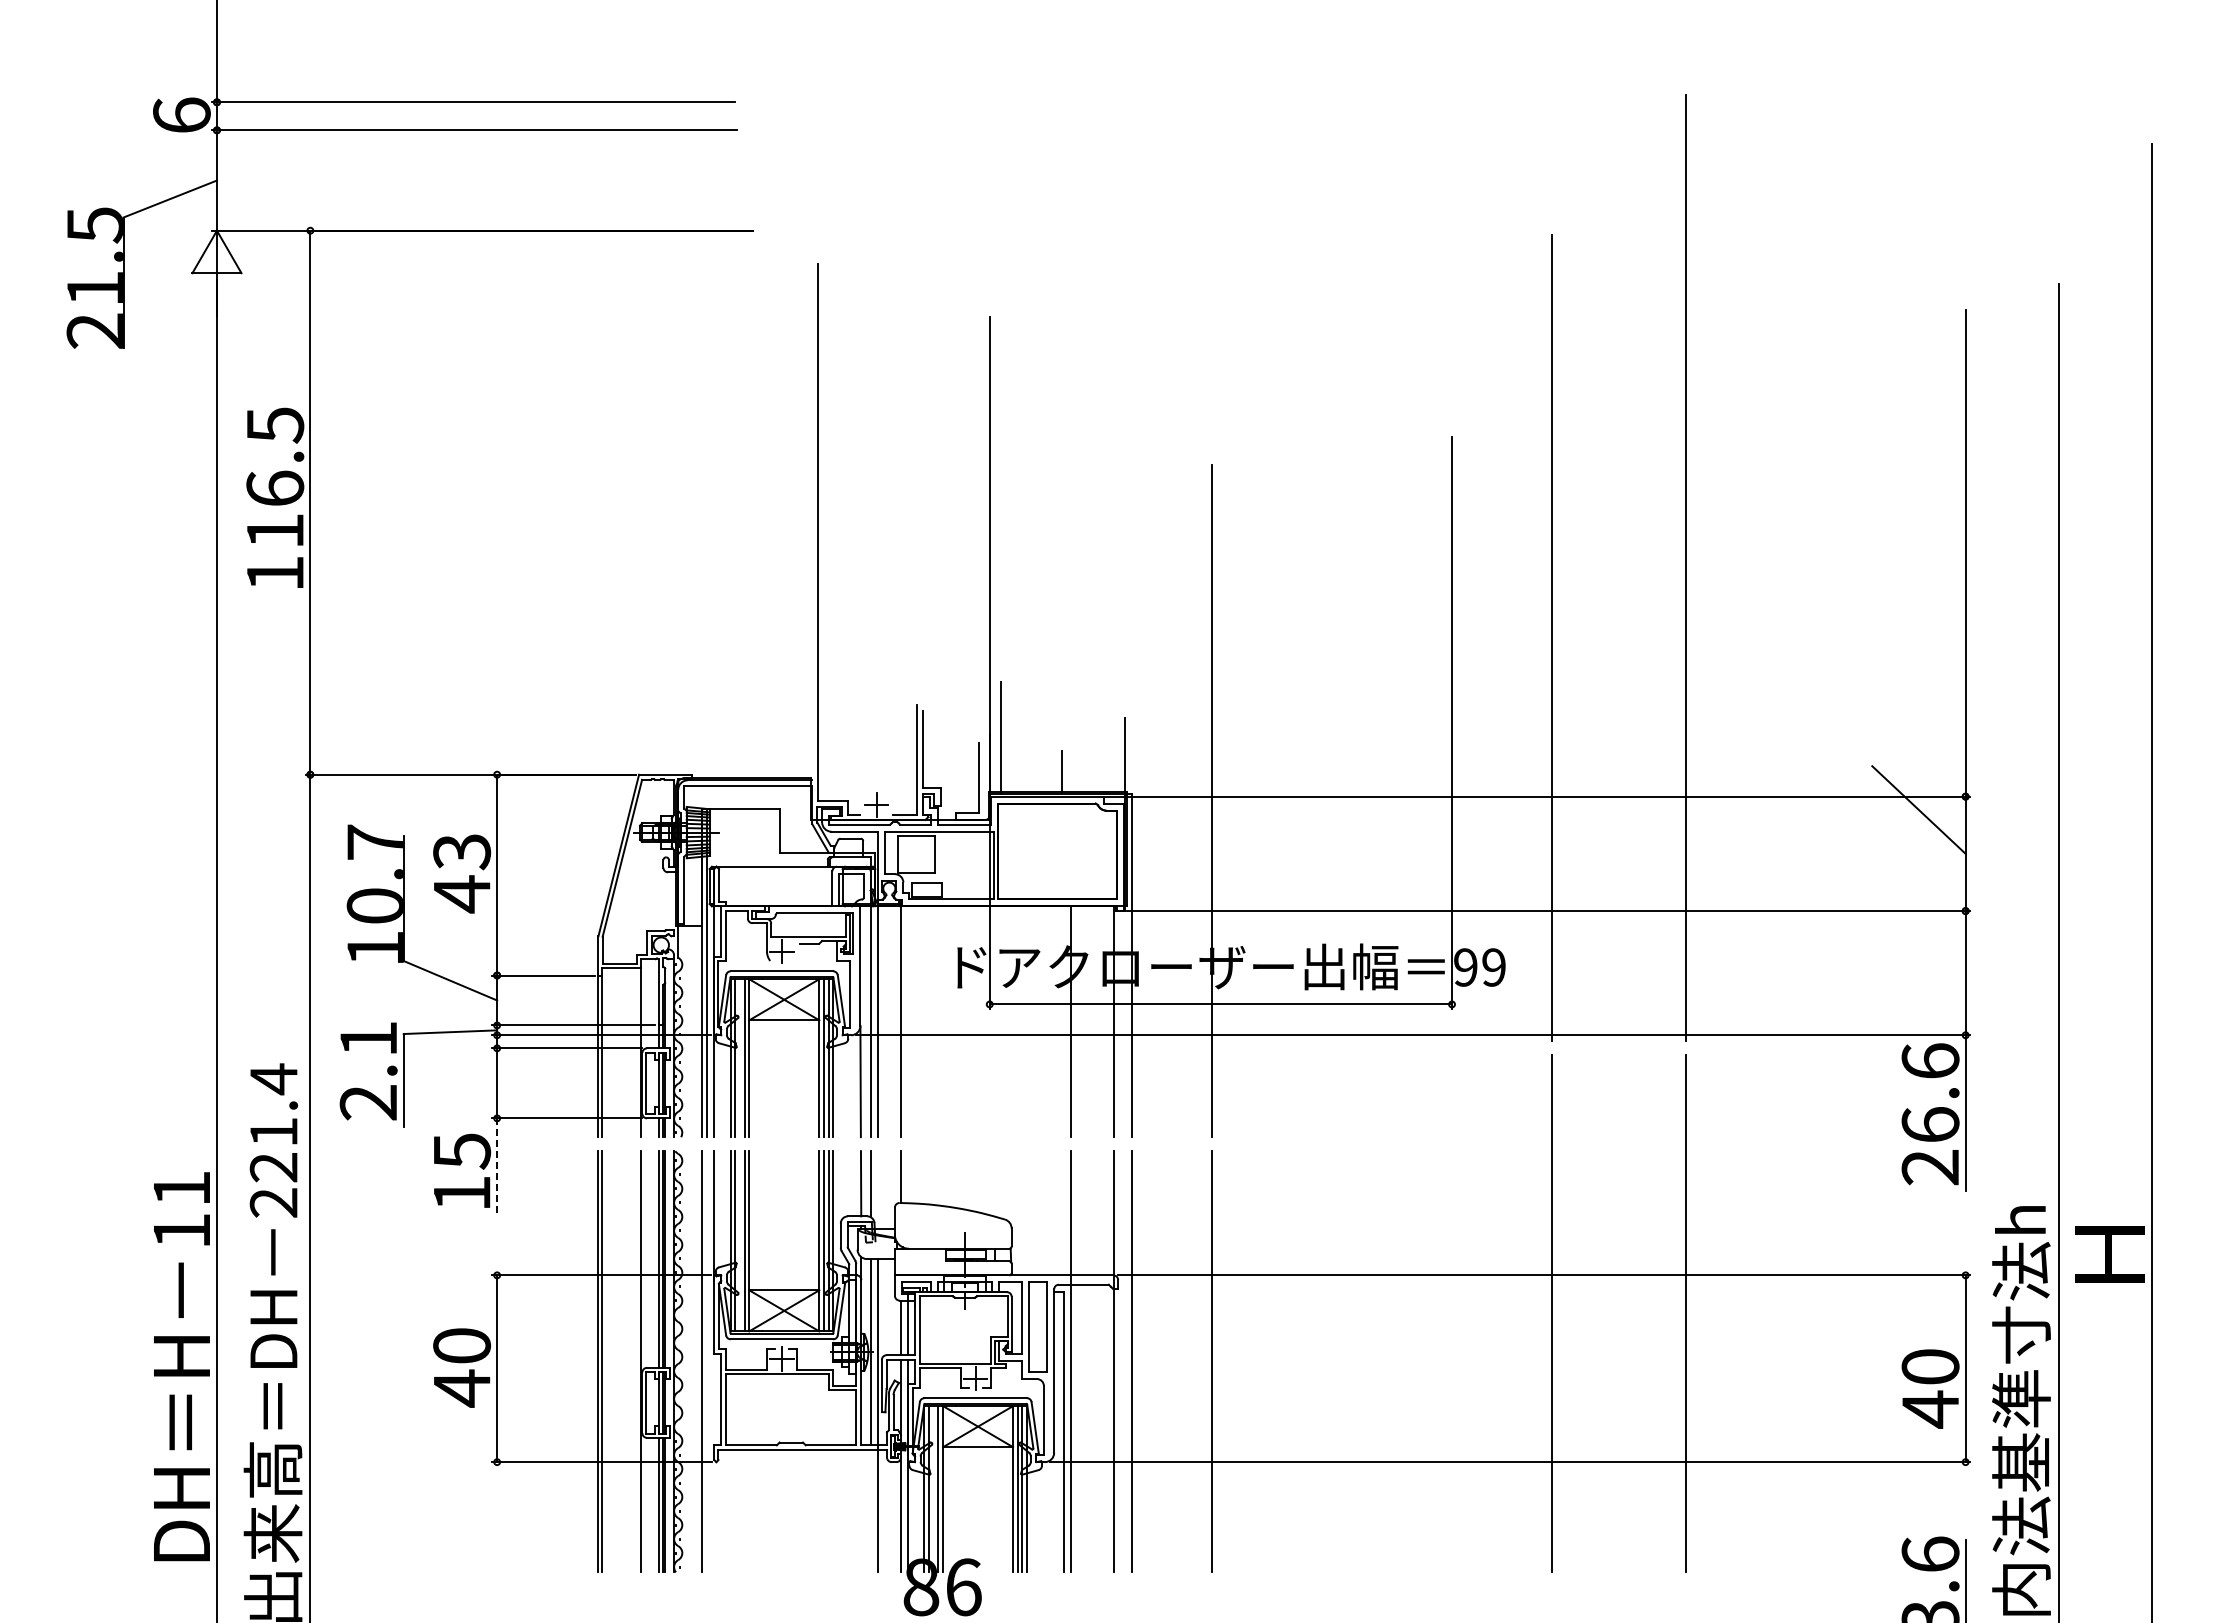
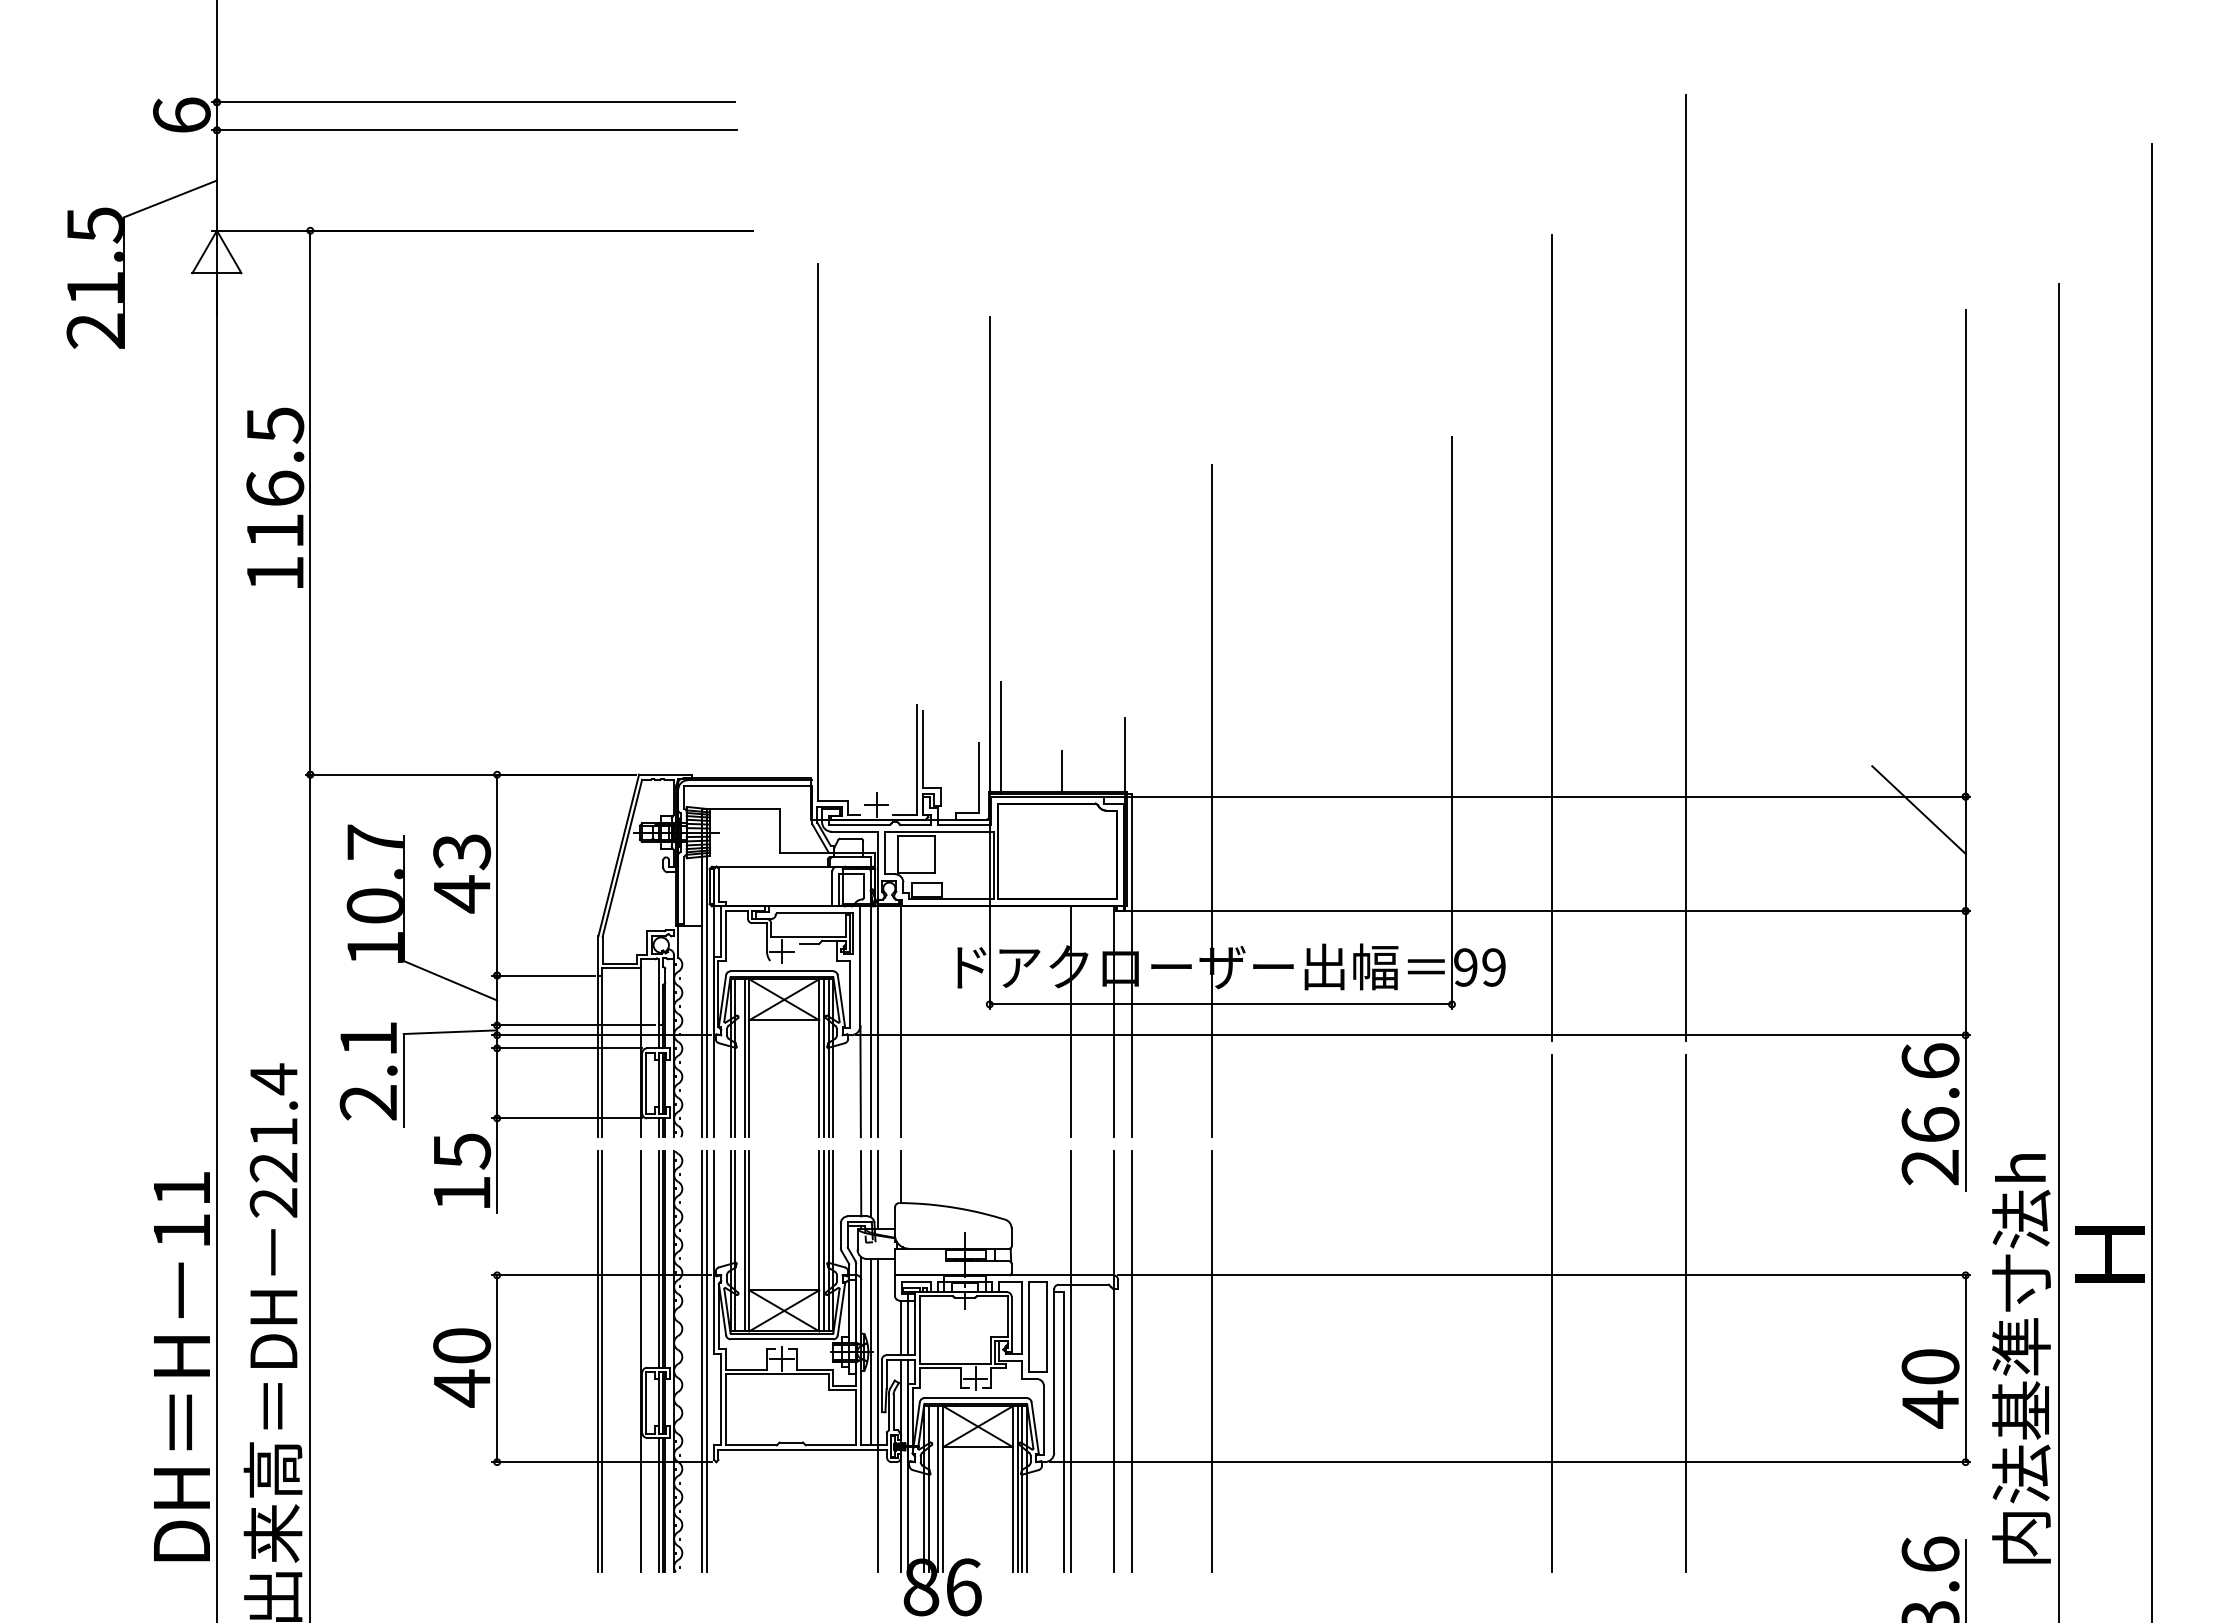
line: dashed -> solid (497, 1166)
line: none -> present (877, 1190)
line: none -> present (707, 1361)
text position: (2021, 1410) -> (2021, 1358) (2021, 1358)
